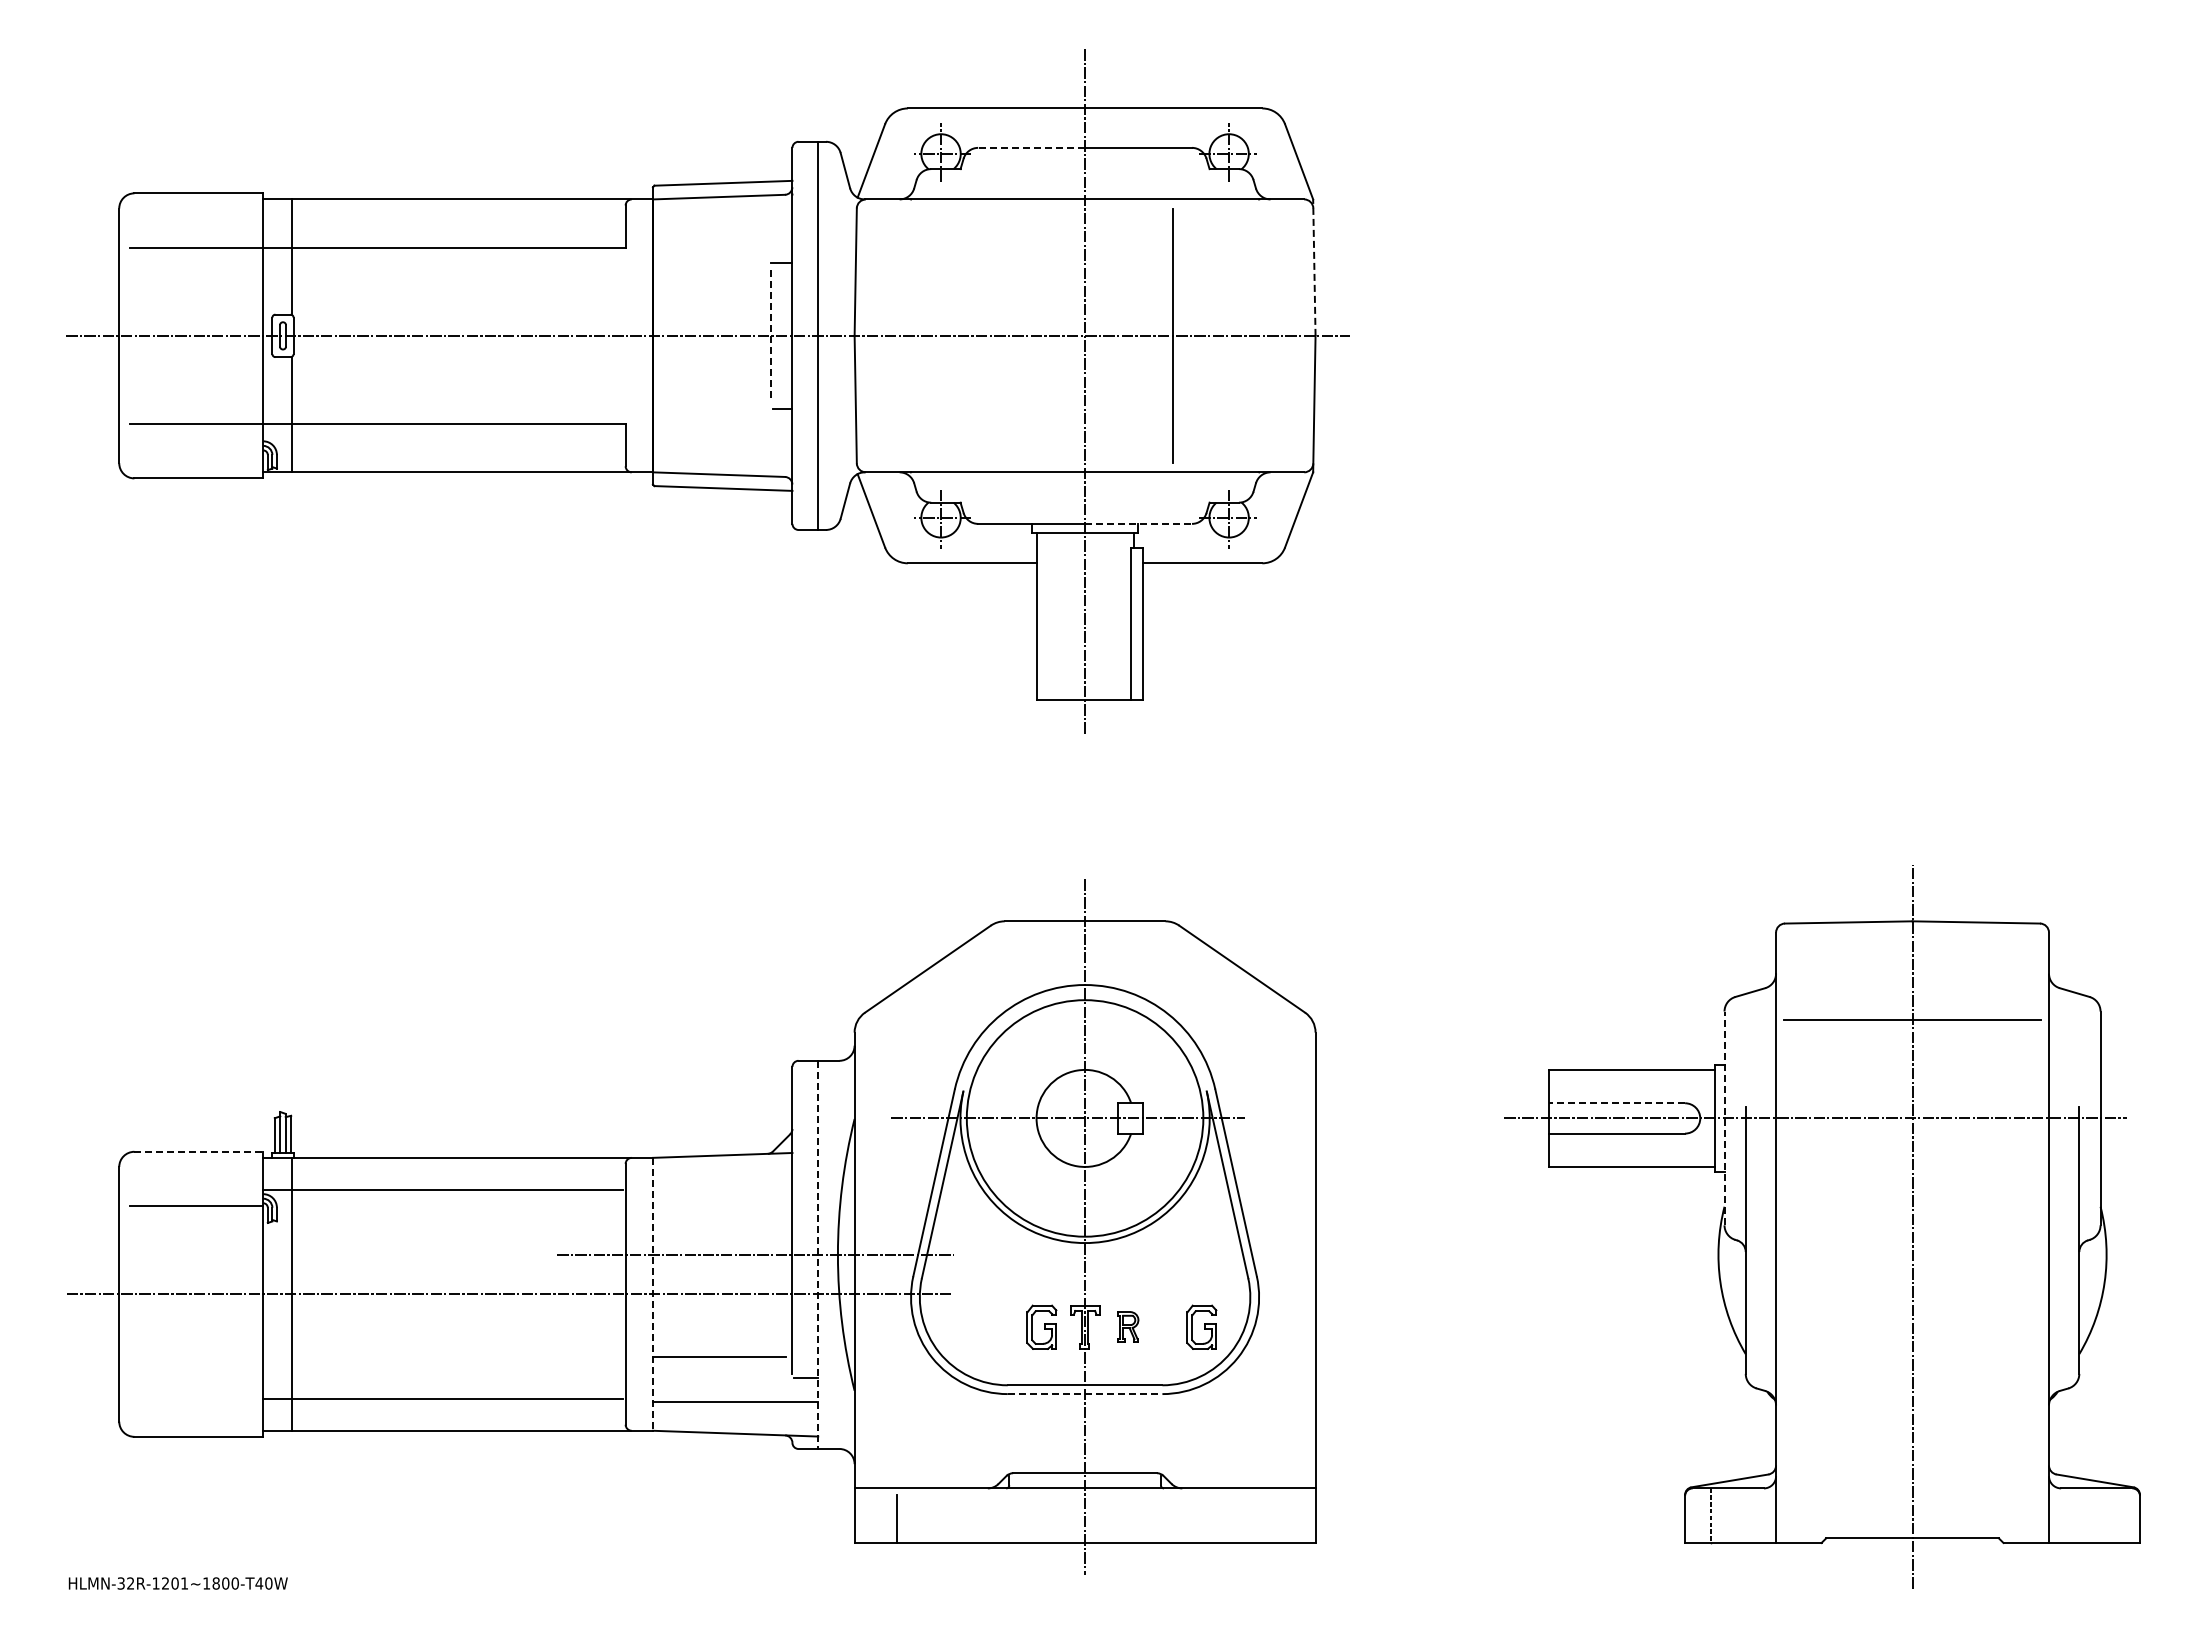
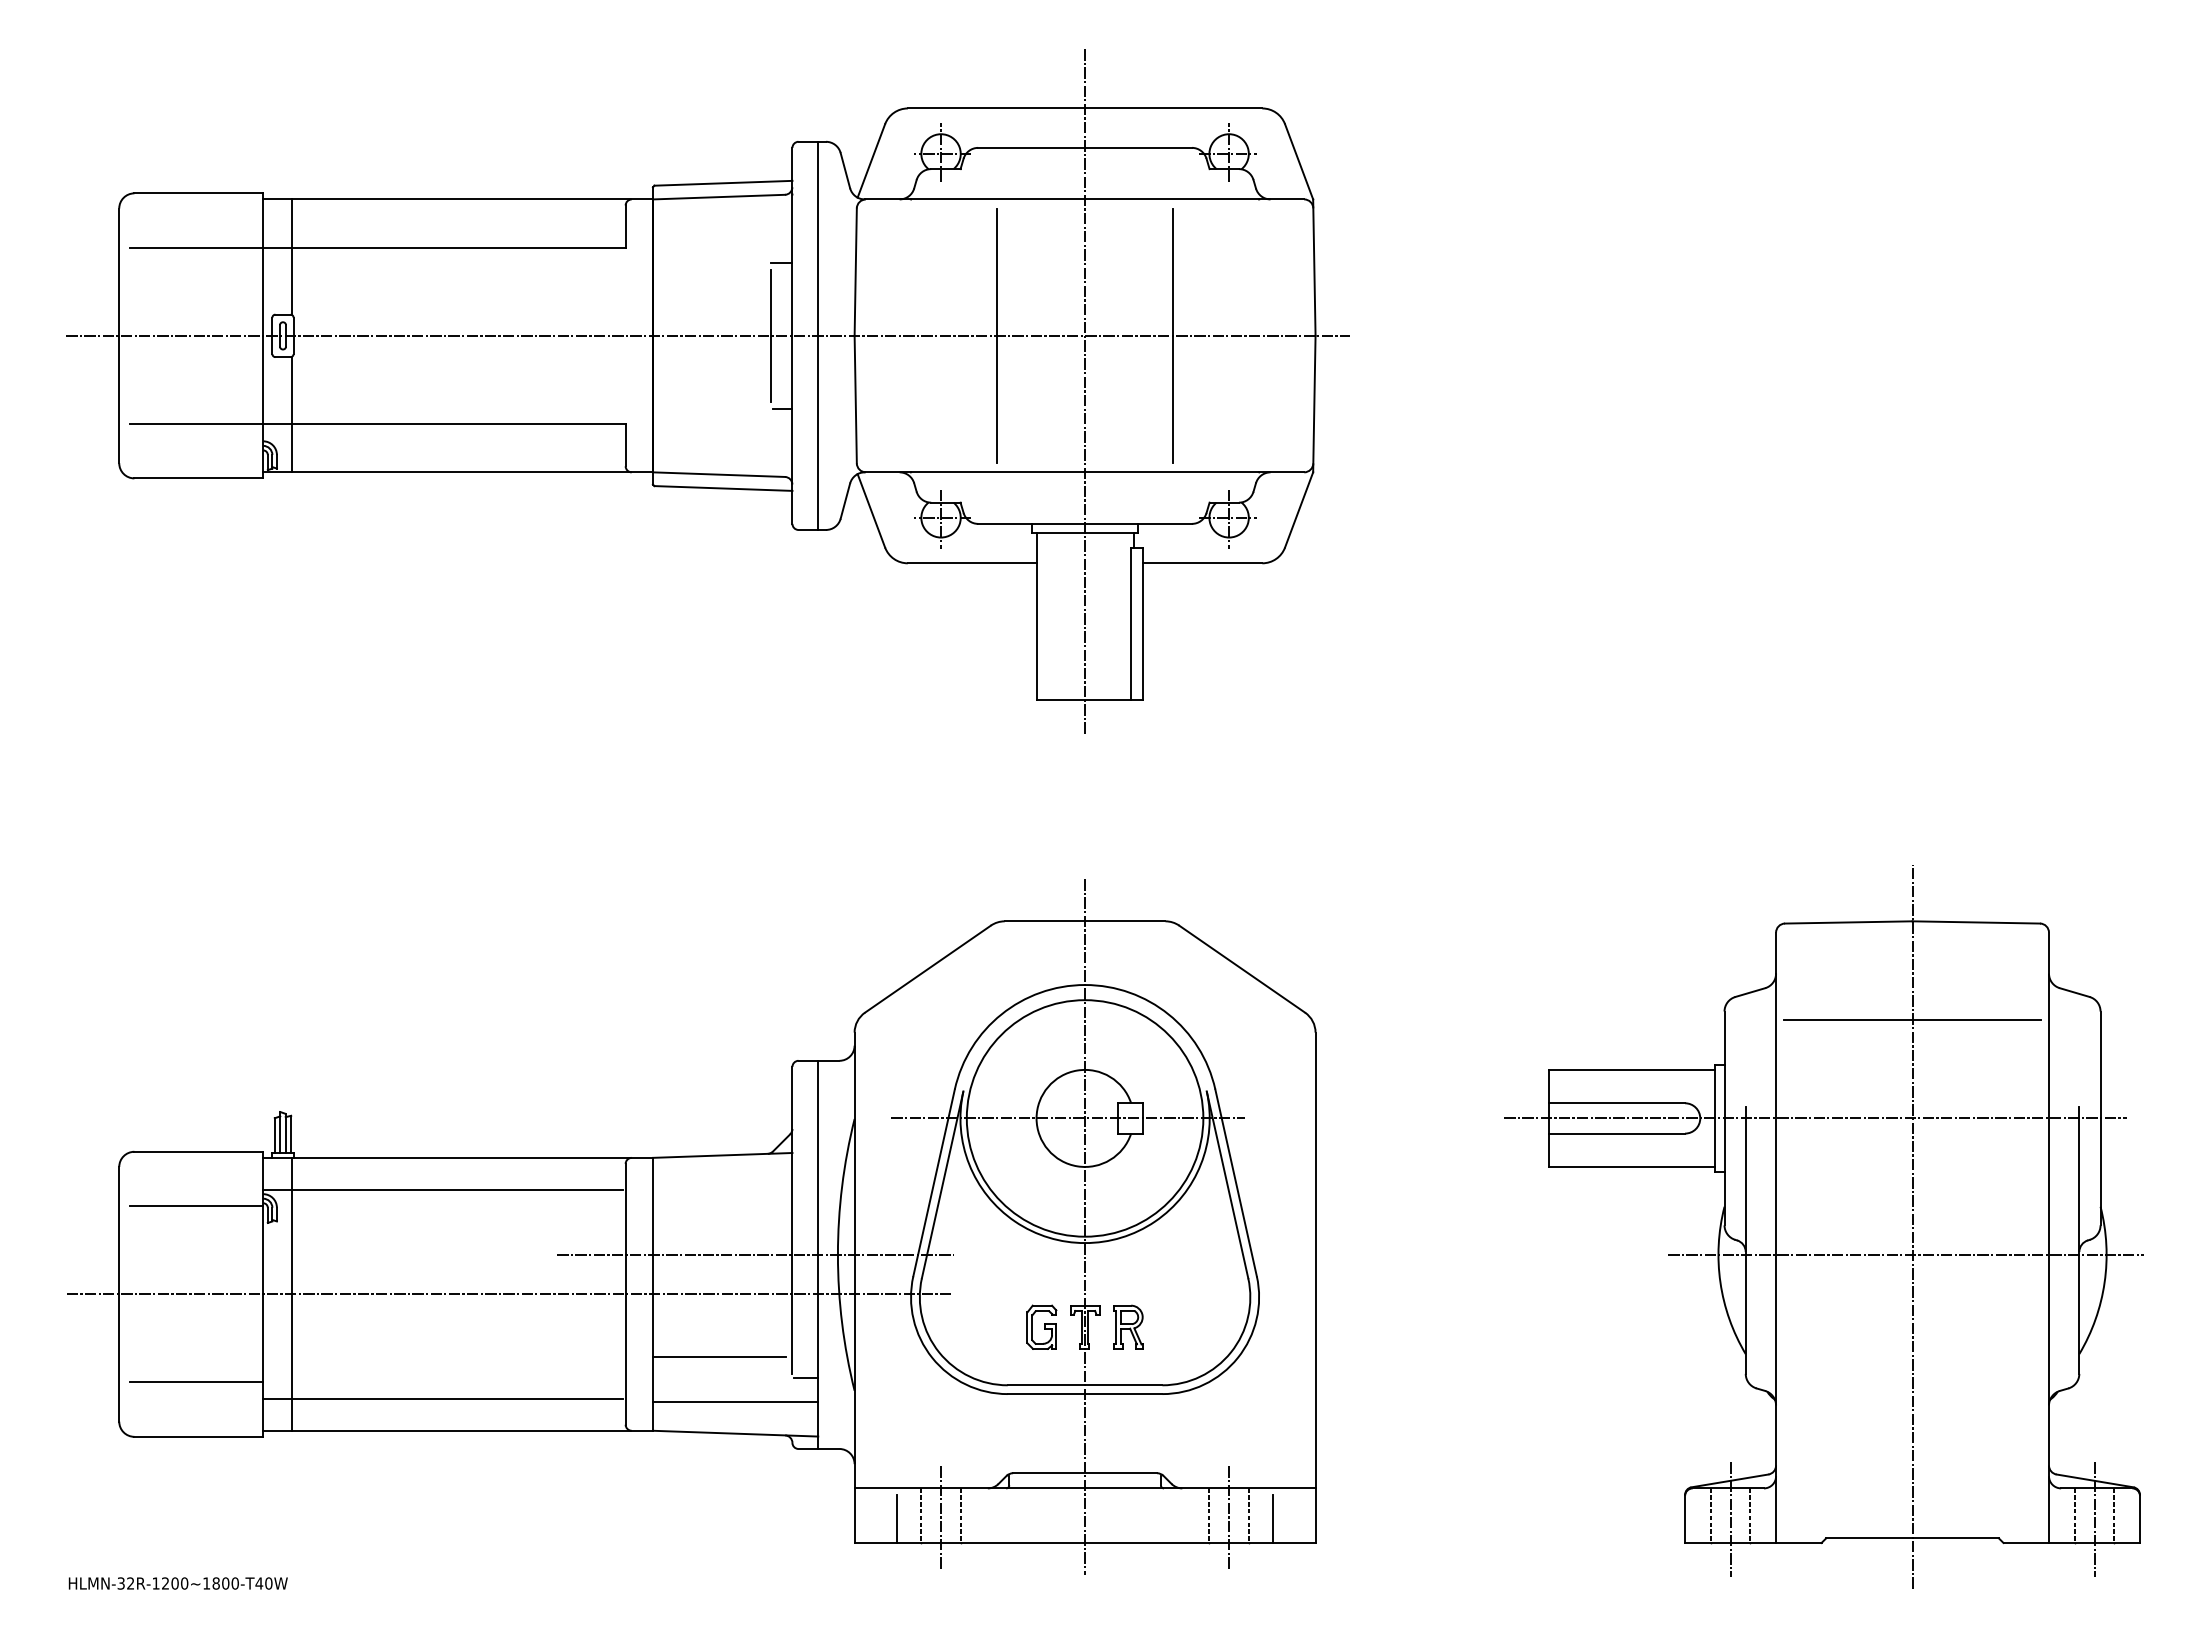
line: dashed -> solid (1031, 147)
line: dashed -> solid (1314, 267)
line: none -> present (997, 335)
line: dashed -> solid (770, 336)
line: dashed -> solid (1139, 523)
line: dashed -> solid (1616, 1103)
line: dashed -> solid (1724, 1118)
line: dashed -> solid (199, 1151)
line: none -> present (1905, 1254)
line: dashed -> solid (818, 1255)
line: dashed -> solid (652, 1294)
part size: 23x32 px -> 31x46 px (1128, 1326)
part: present -> none (1201, 1326)
line: none -> present (196, 1382)
line: dashed -> solid (1085, 1394)
line: none -> present (921, 1515)
line: none -> present (960, 1515)
line: none -> present (1209, 1515)
line: none -> present (1248, 1515)
line: none -> present (1750, 1515)
line: none -> present (2074, 1515)
line: none -> present (2114, 1515)
line: none -> present (941, 1517)
line: none -> present (1229, 1517)
line: none -> present (1273, 1518)
line: none -> present (1730, 1519)
line: none -> present (2094, 1519)
text: HLMN-32R-1201~1800-T40W -> HLMN-32R-1200~1800-T40W (184, 1583)
